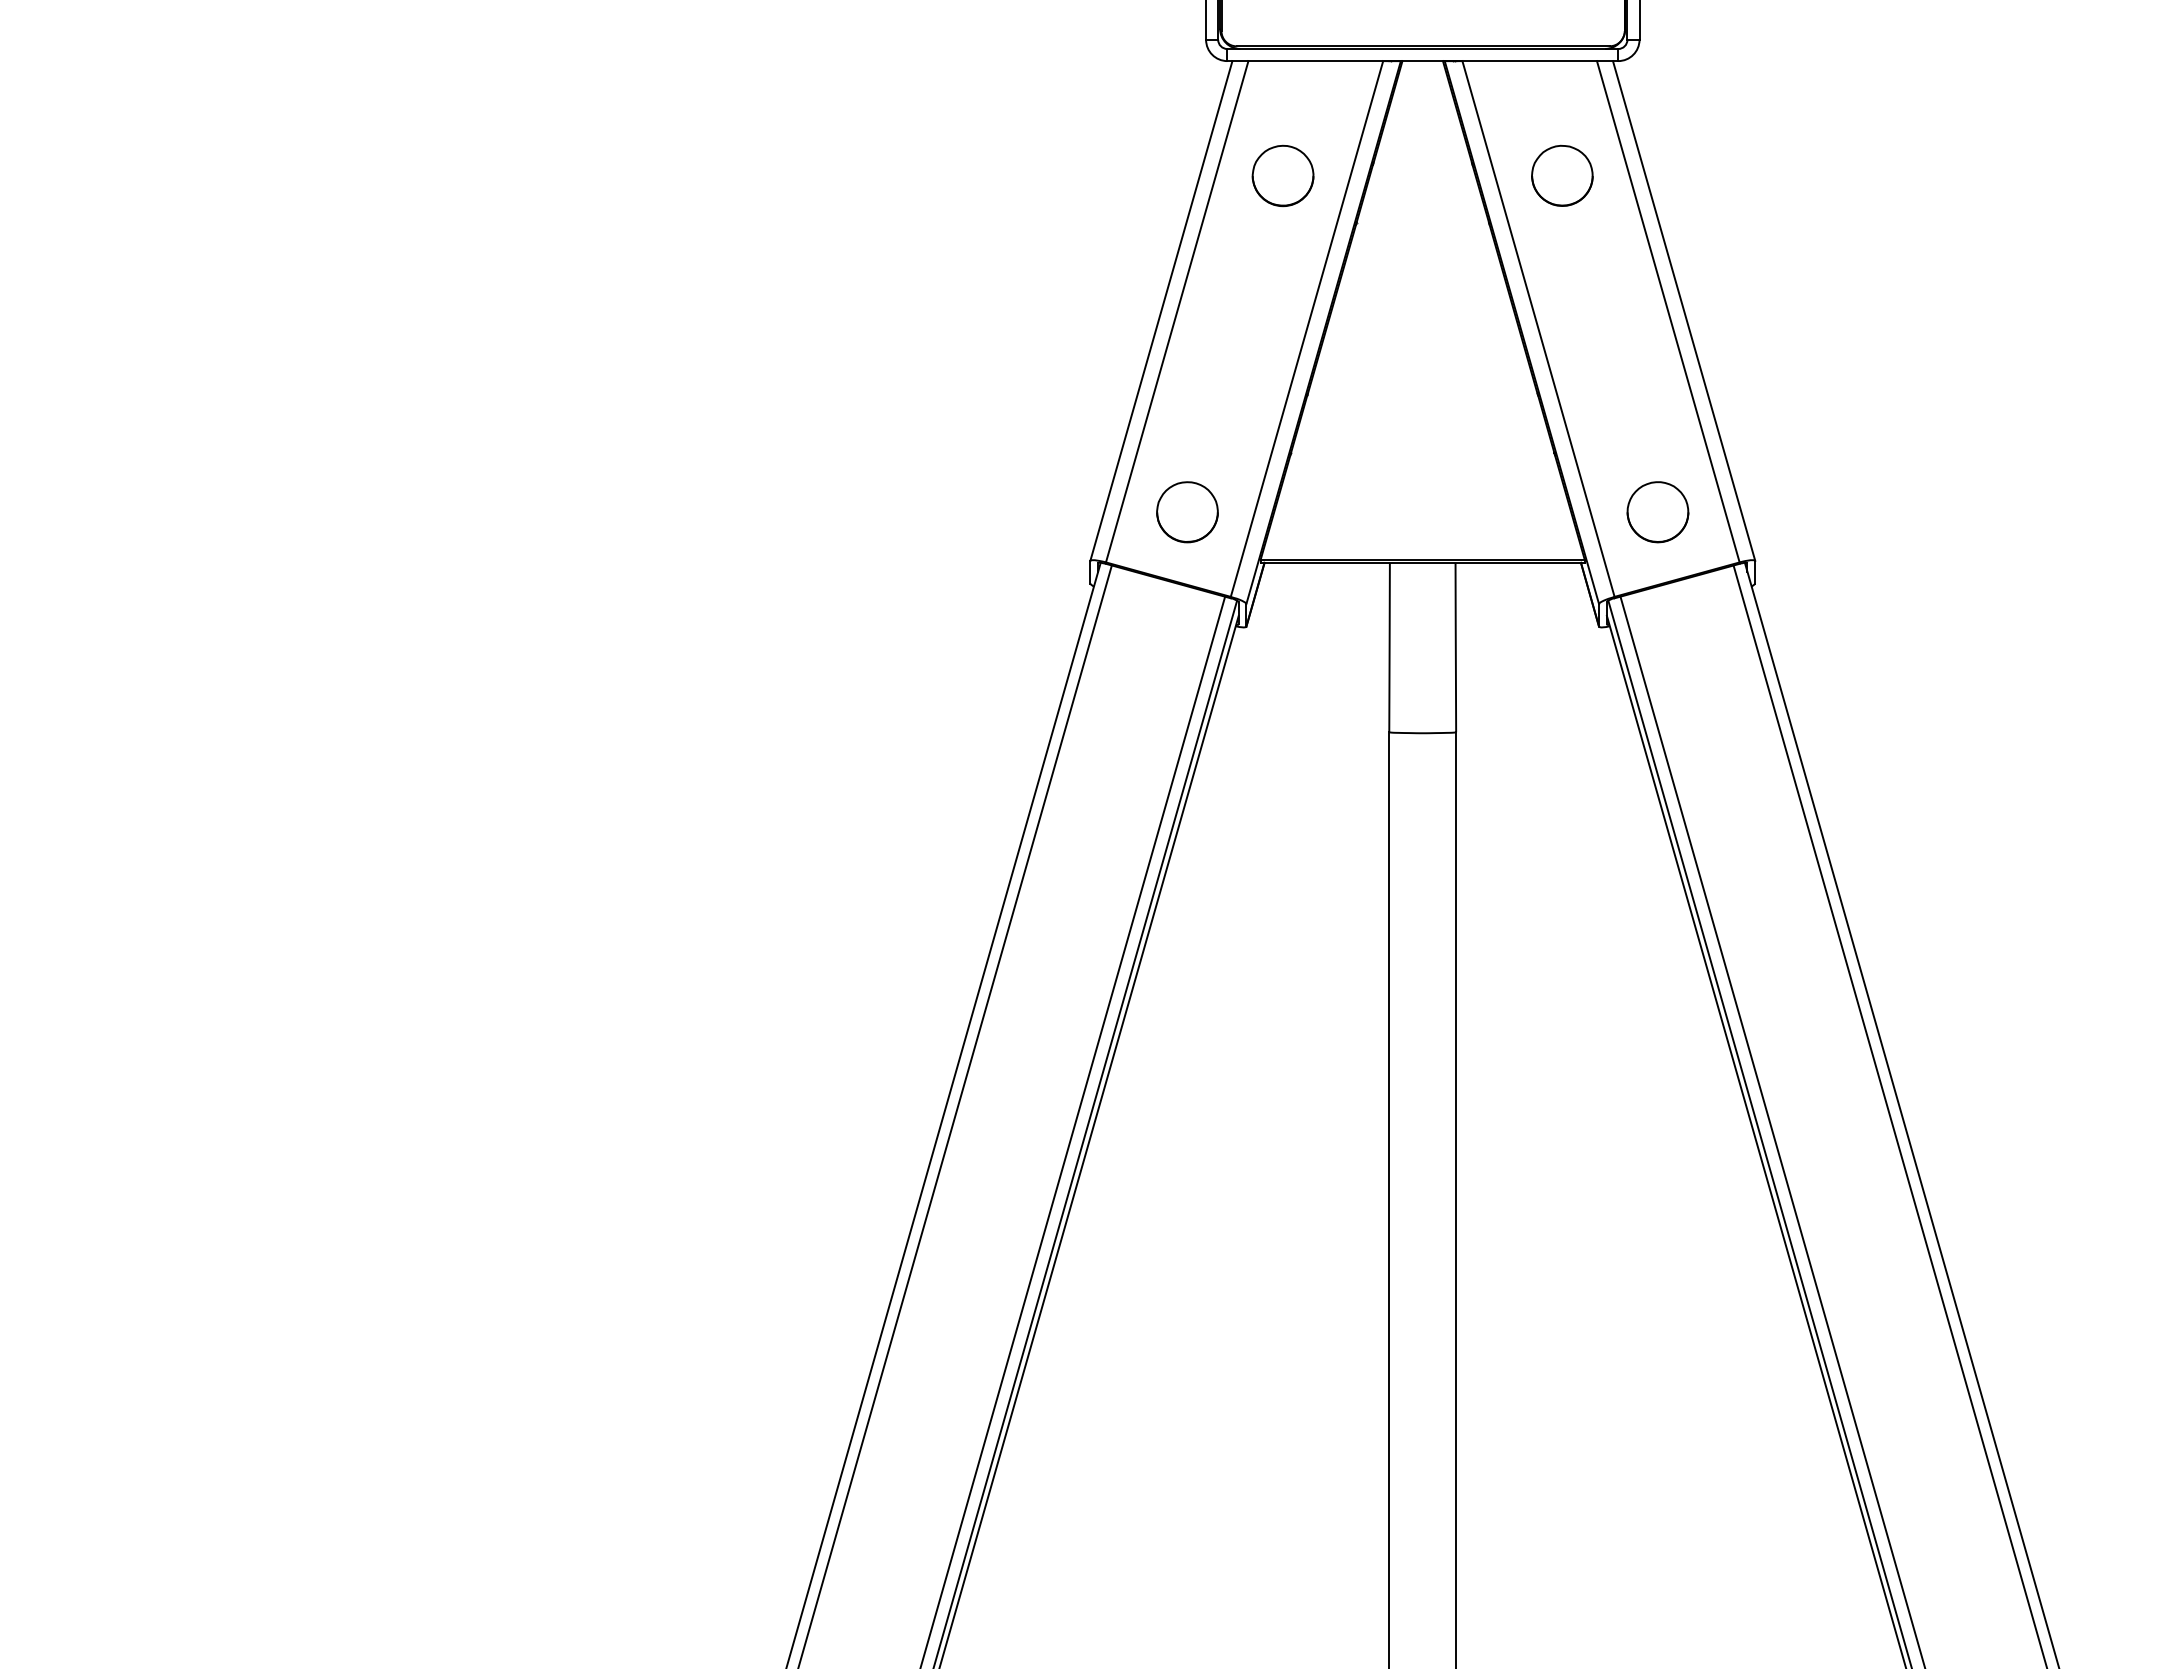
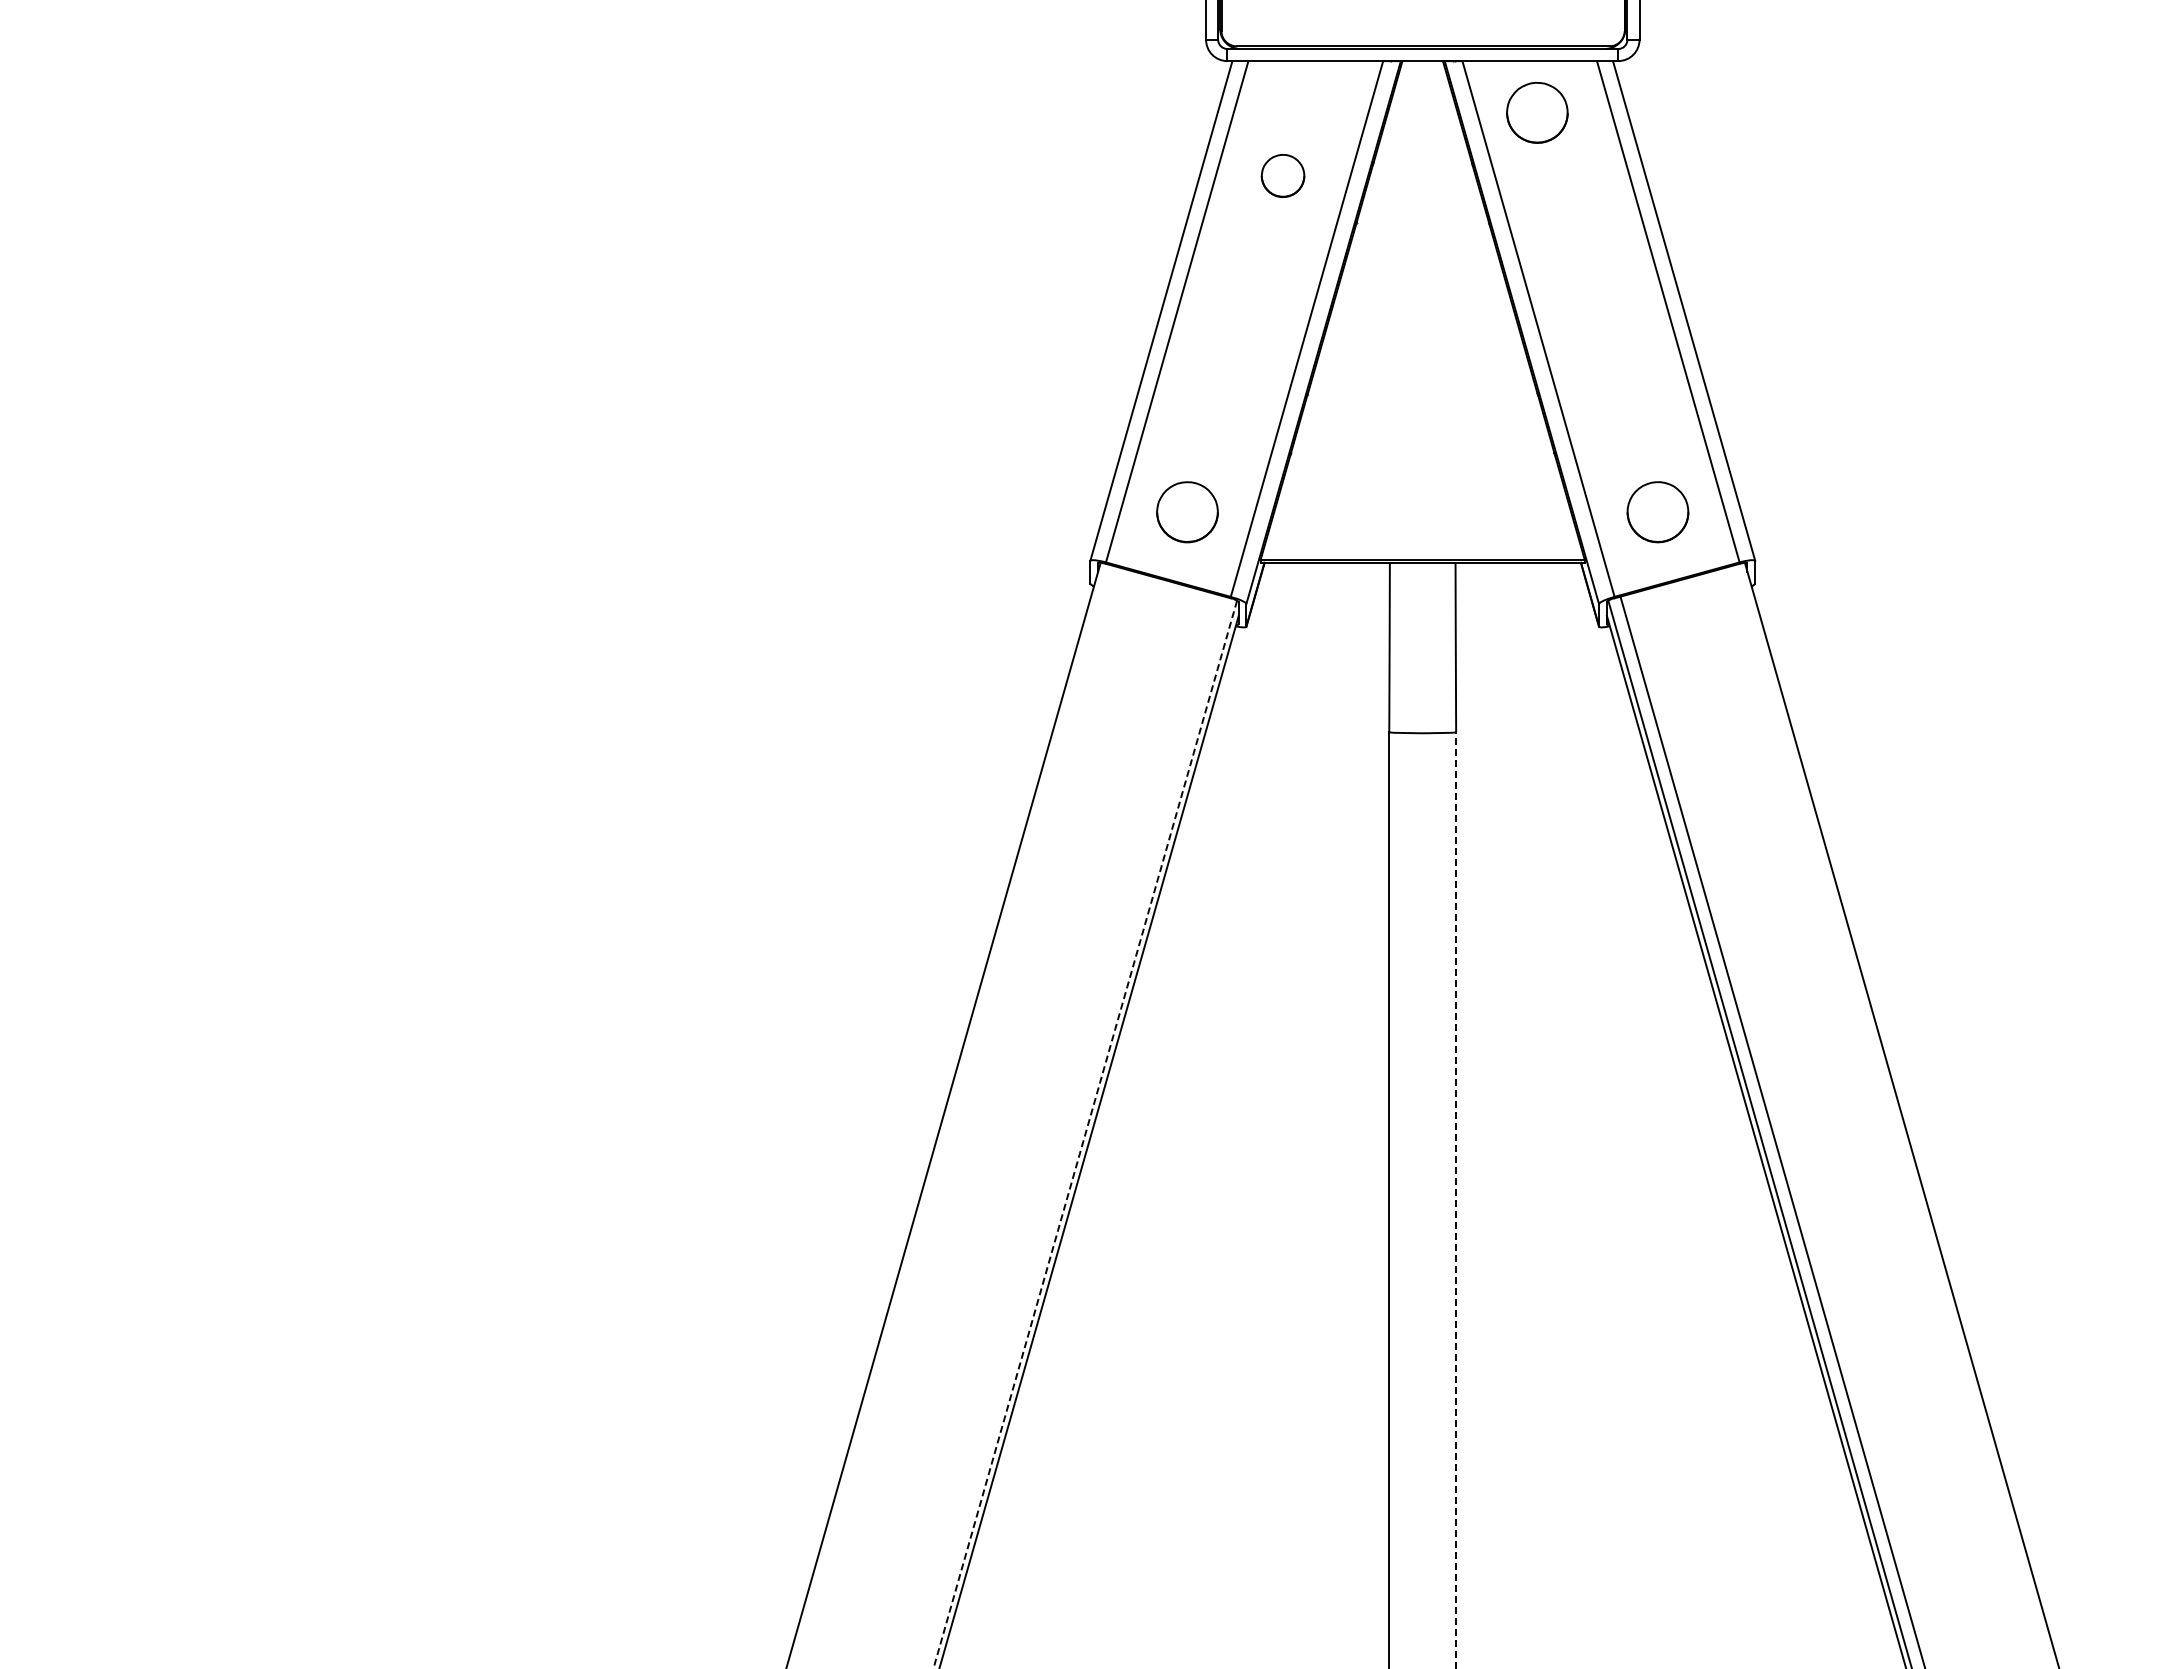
part size: 64x64 px -> 46x44 px (1282, 175)
part position: (1562, 175) -> (1537, 112) (1537, 112)
line: present -> none (955, 1115)
line: present -> none (1889, 1115)
line: present -> none (1073, 1130)
line: solid -> dashed (1085, 1134)
line: solid -> dashed (1456, 1200)
